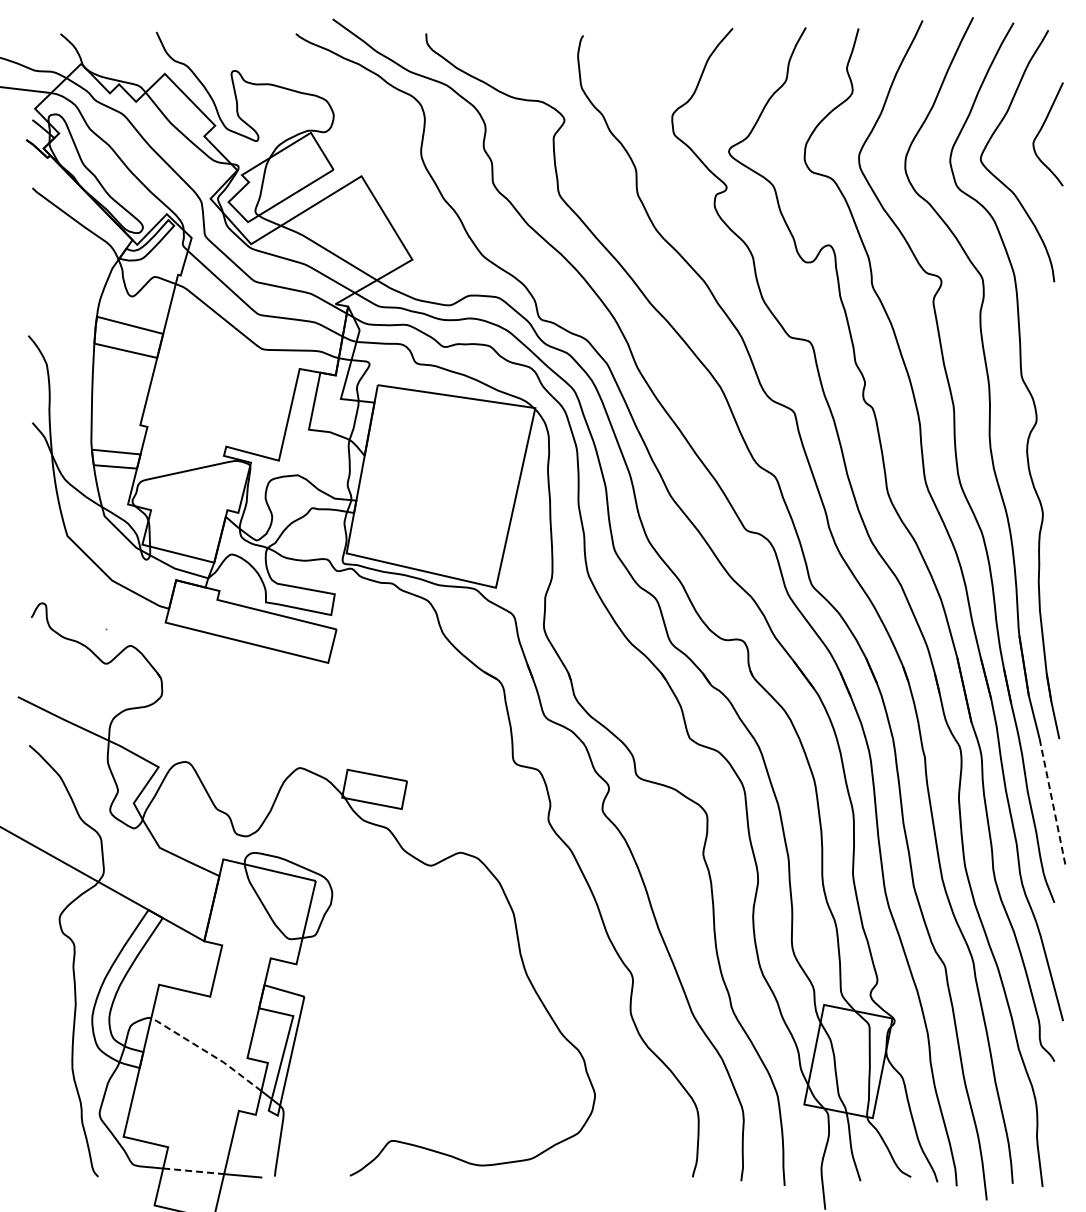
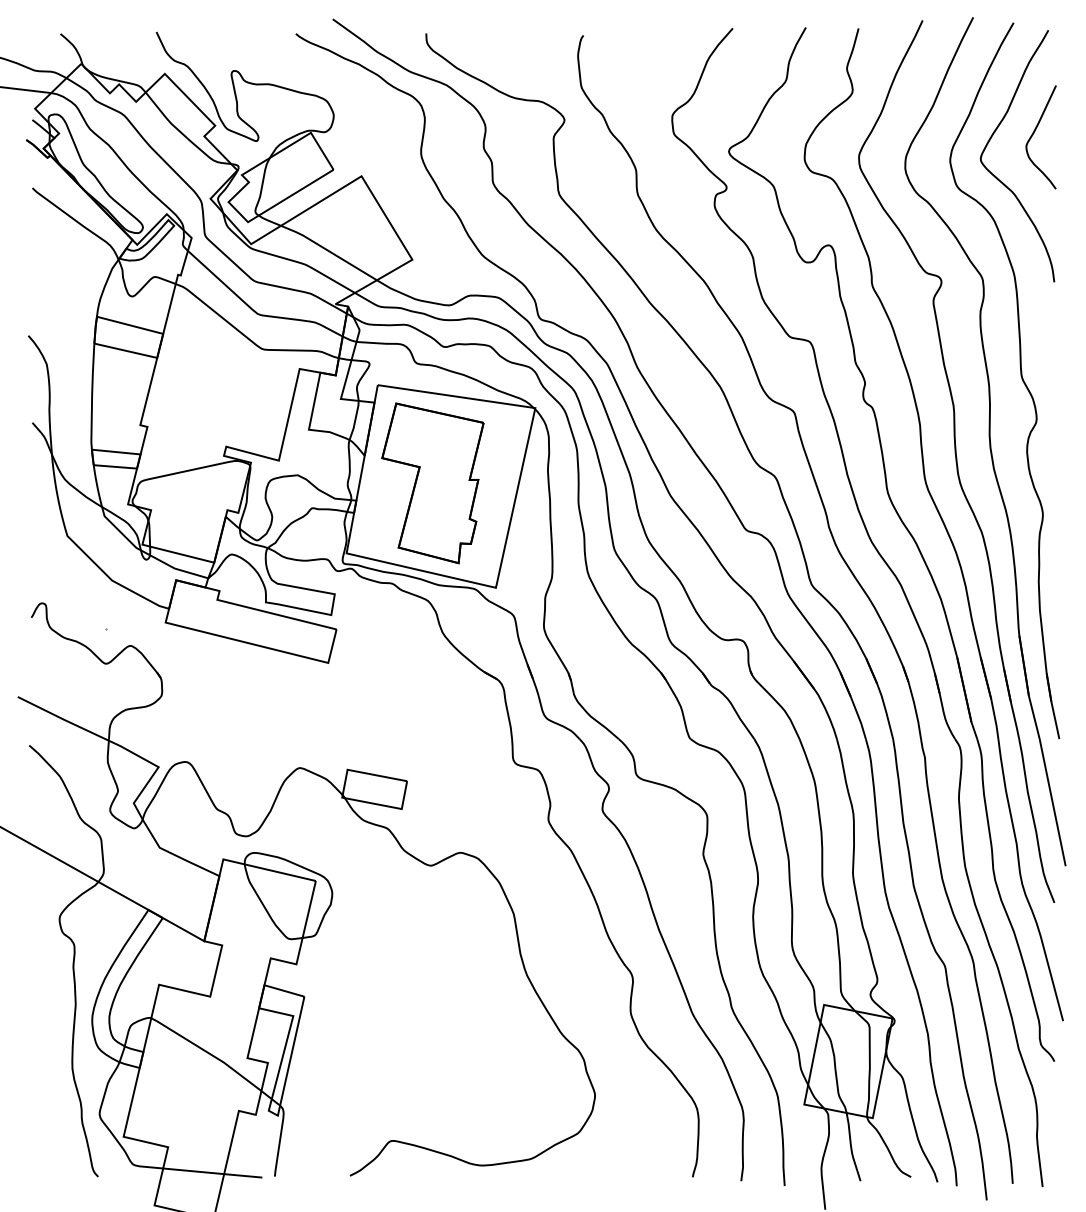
curve position: (1041, 130) -> (1034, 133) (1034, 133)
part: none -> present (432, 483)
line: dashed -> solid (1052, 802)
line: dashed -> solid (207, 1052)
line: dashed -> solid (193, 1171)
